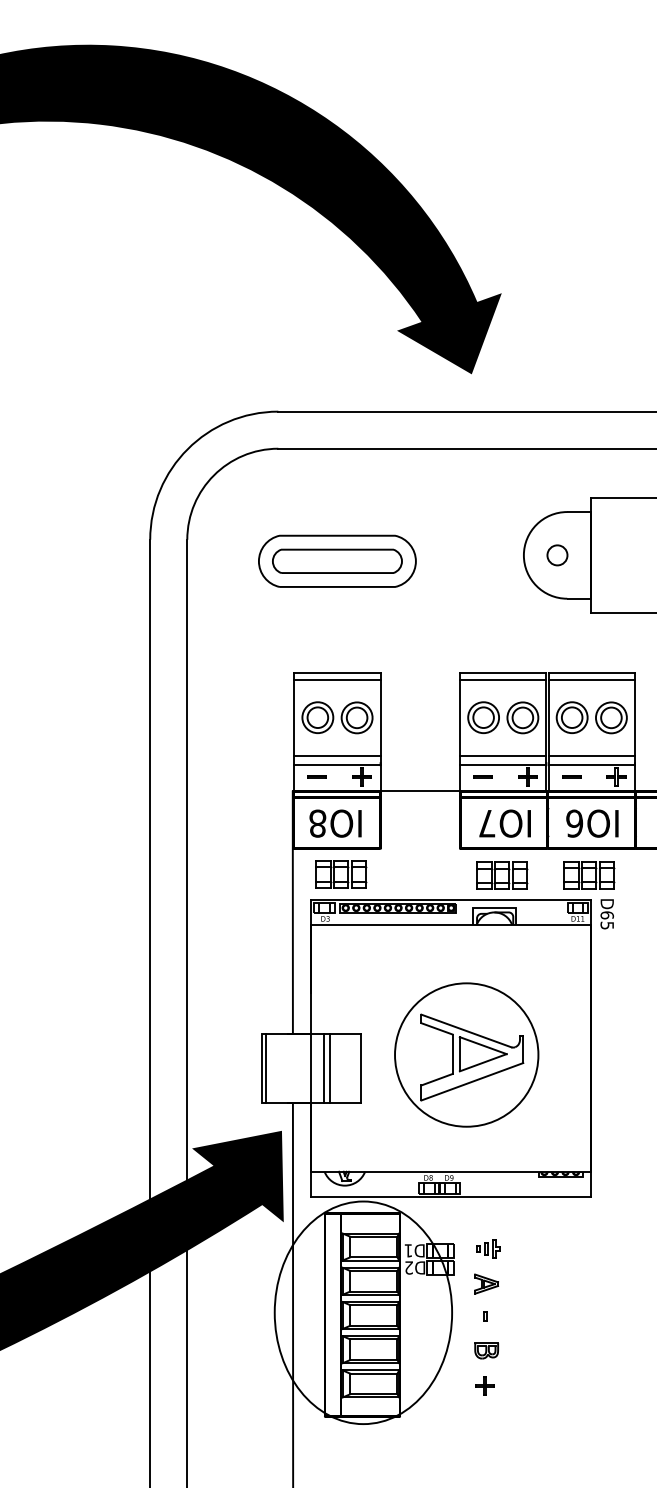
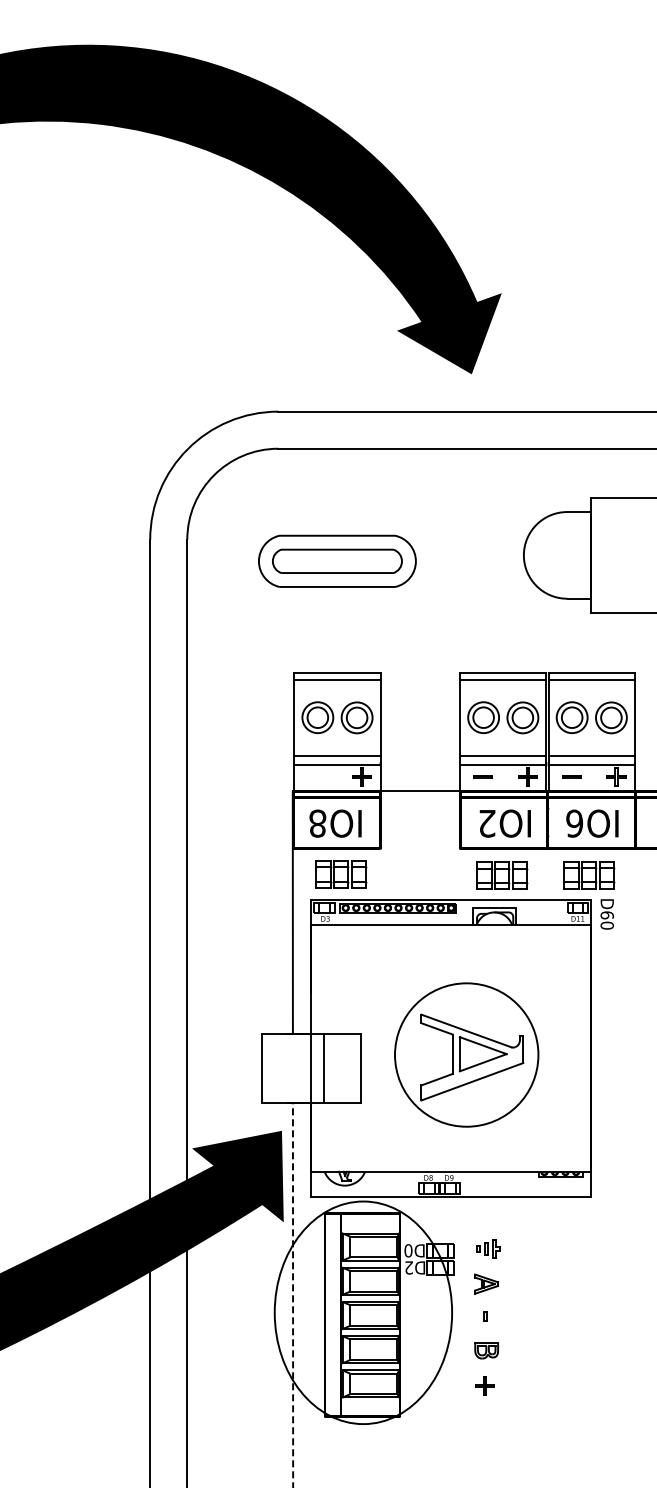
circle: present -> none (557, 555)
line: present -> none (316, 776)
text: IO7 -> IO2 (487, 823)
text: D65 -> D60 (606, 925)
line: present -> none (266, 1068)
line: present -> none (329, 1068)
text: D1 -> D0 (408, 1250)
line: solid -> dashed (293, 1295)
